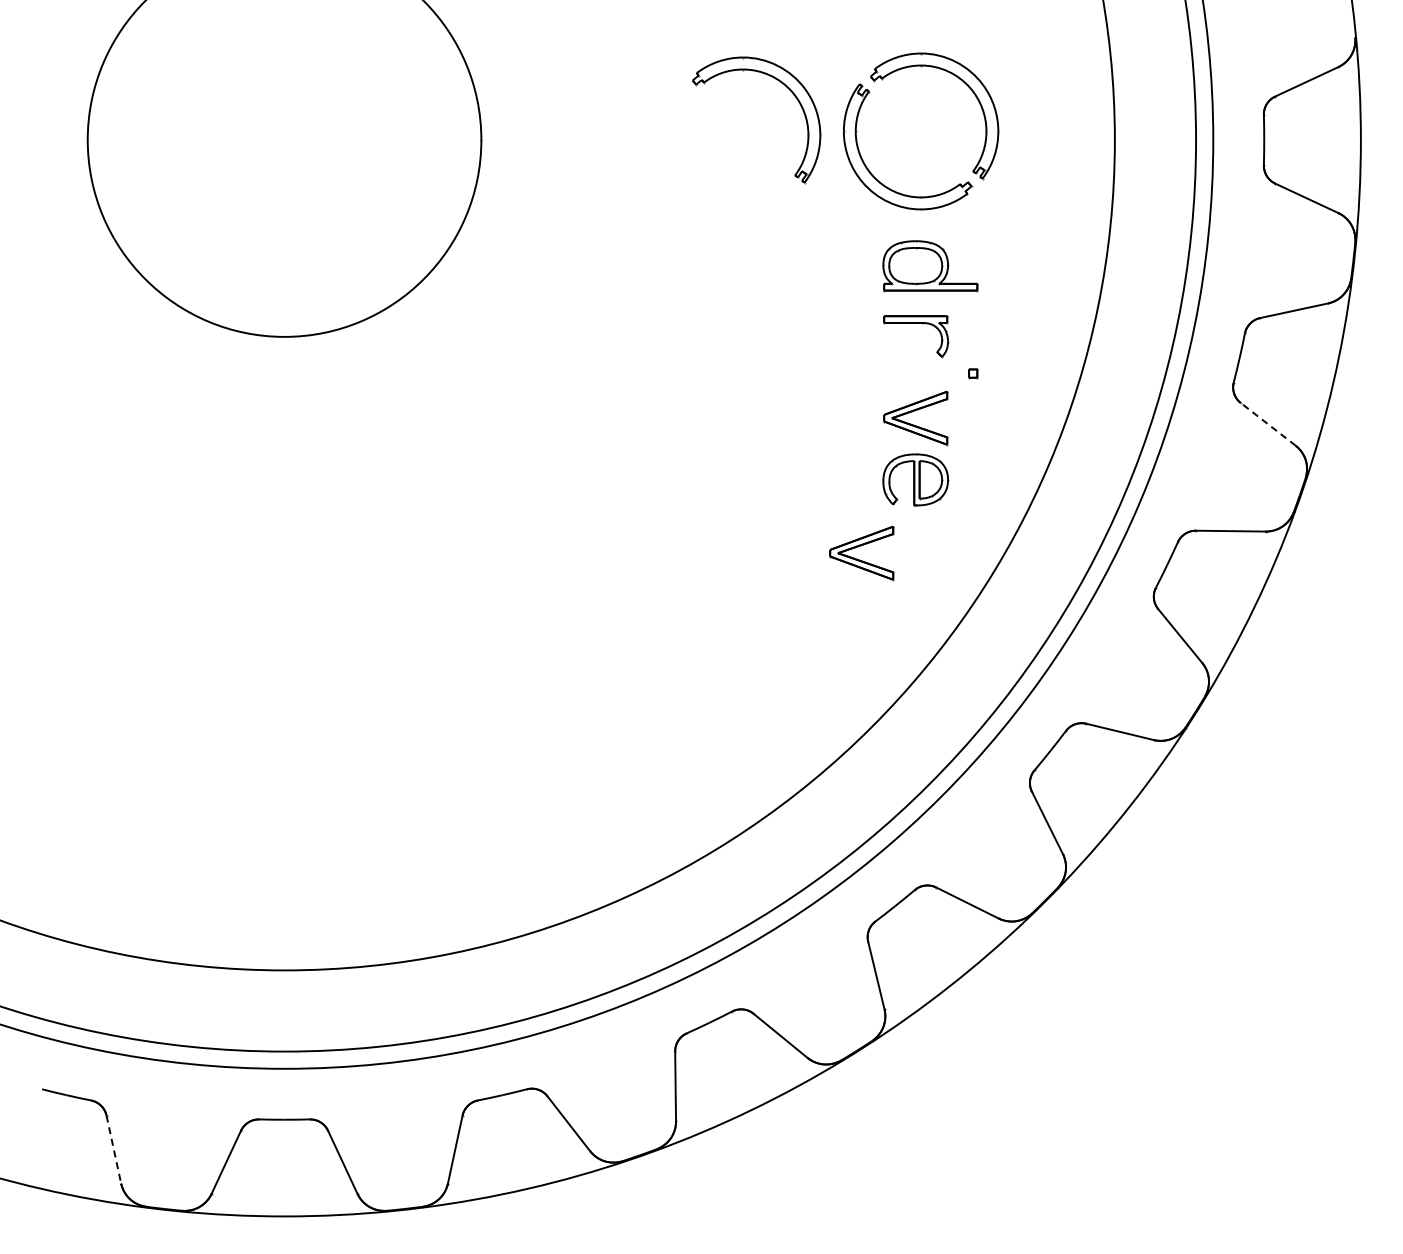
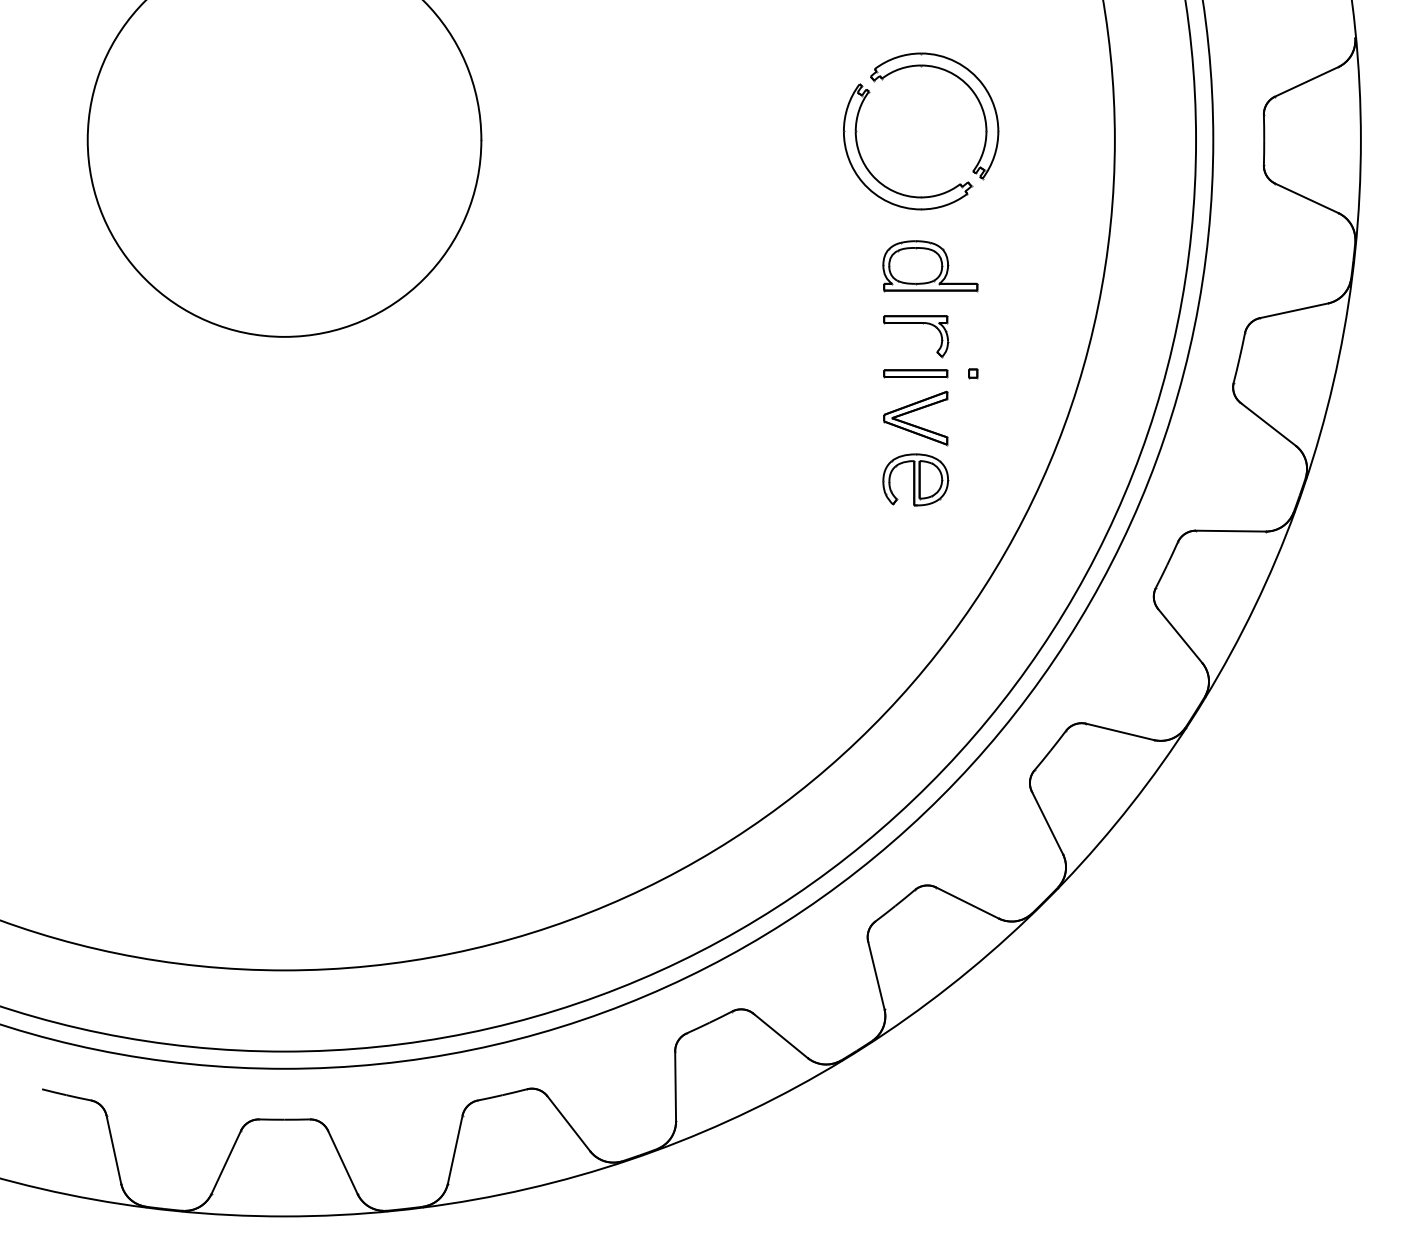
part: present -> none (782, 84)
part: none -> present (915, 373)
line: dashed -> solid (1268, 424)
part: present -> none (859, 559)
line: dashed -> solid (113, 1149)
